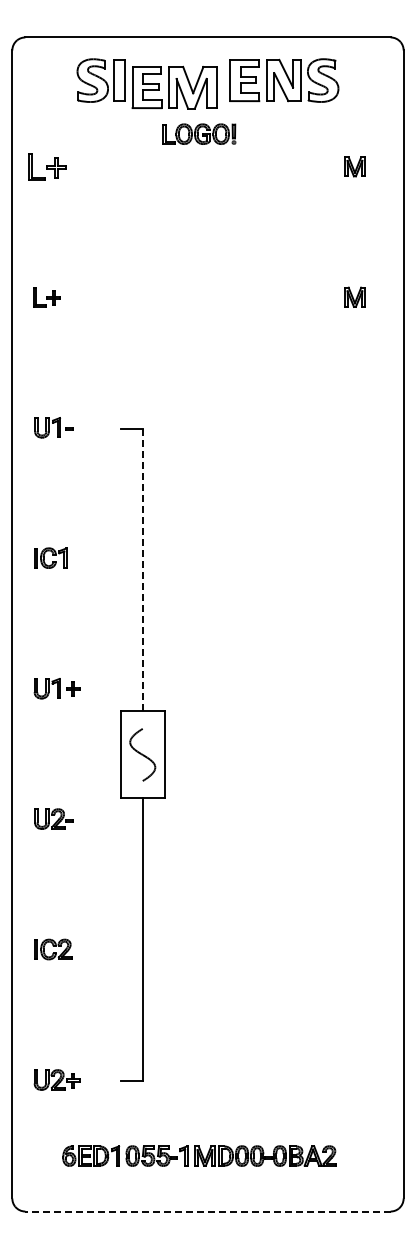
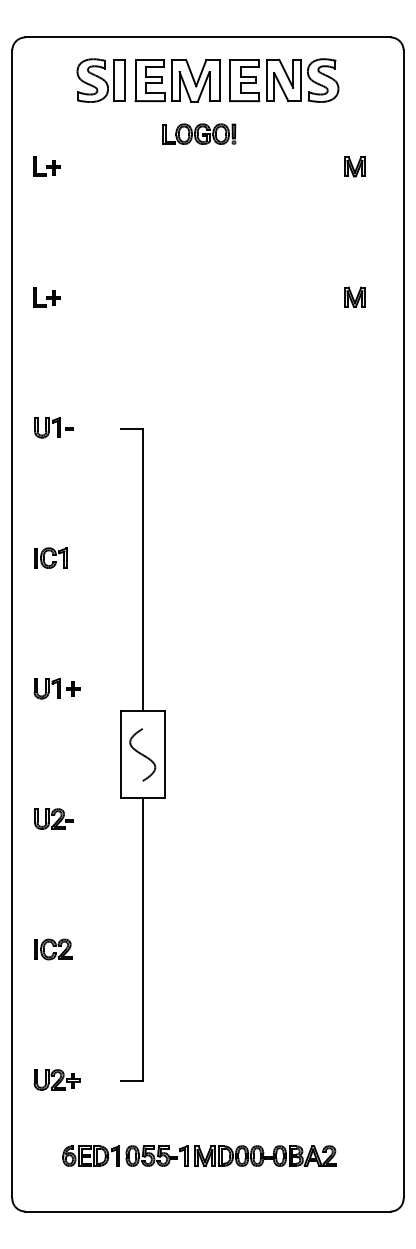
part position: (174, 87) -> (177, 80) (177, 80)
part size: 39x28 px -> 28x21 px (46, 166)
line: dashed -> solid (142, 570)
line: dashed -> solid (207, 1211)
